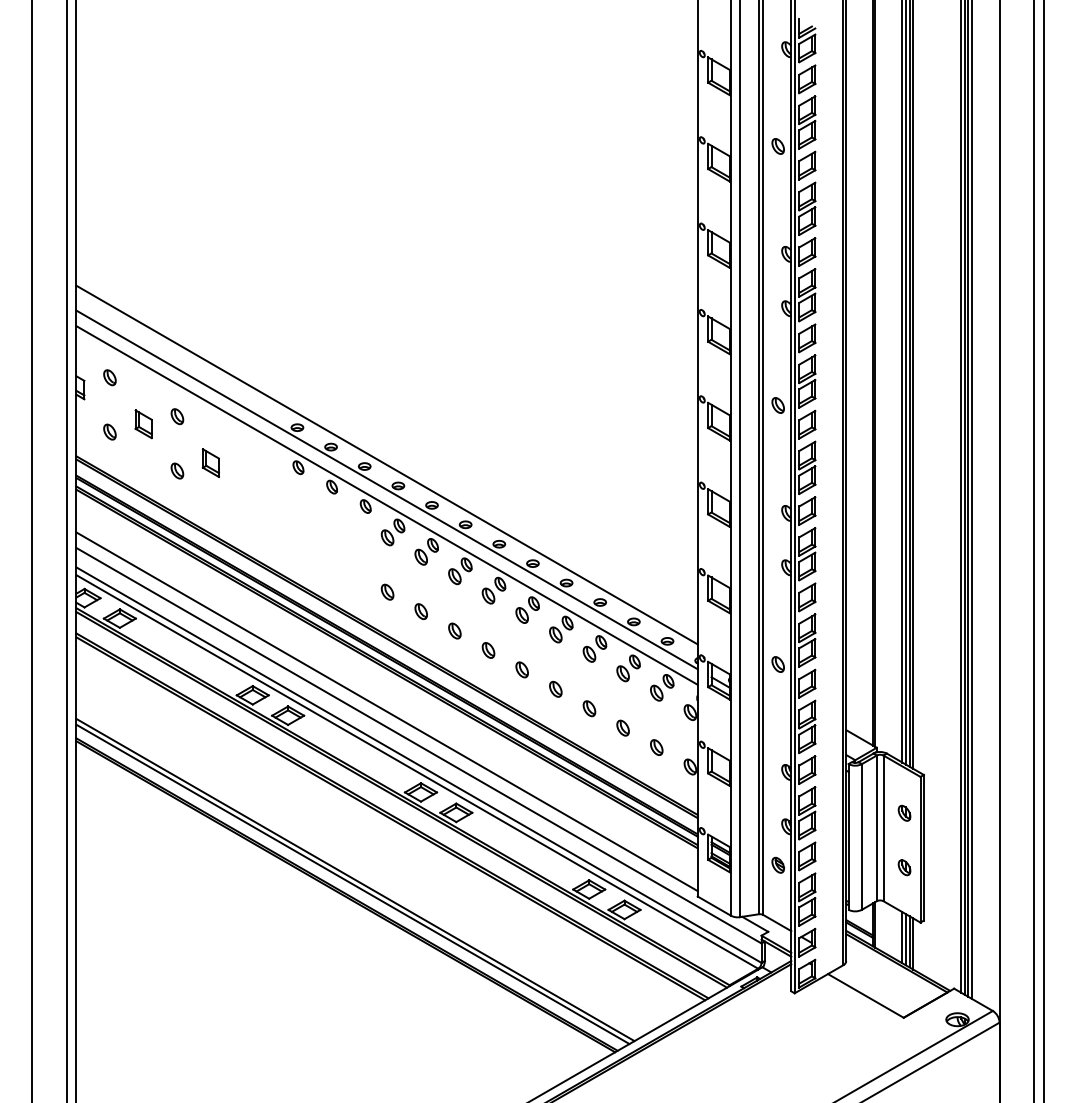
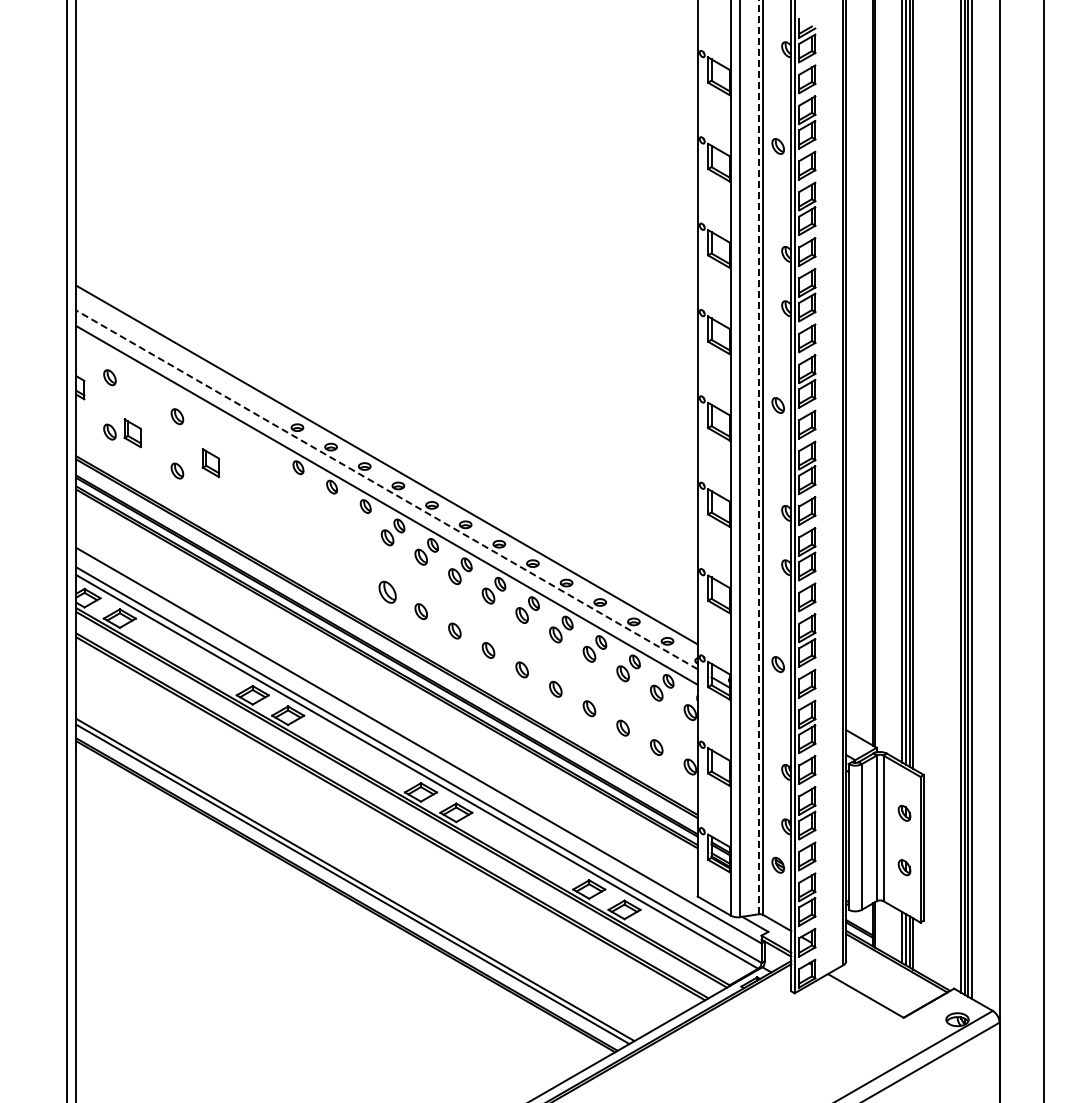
part position: (143, 424) -> (132, 433) (132, 433)
line: solid -> dashed (758, 457)
line: solid -> dashed (387, 489)
line: present -> none (32, 550)
line: present -> none (1034, 550)
part size: 15x18 px -> 19x24 px (387, 591)
line: present -> none (386, 711)
